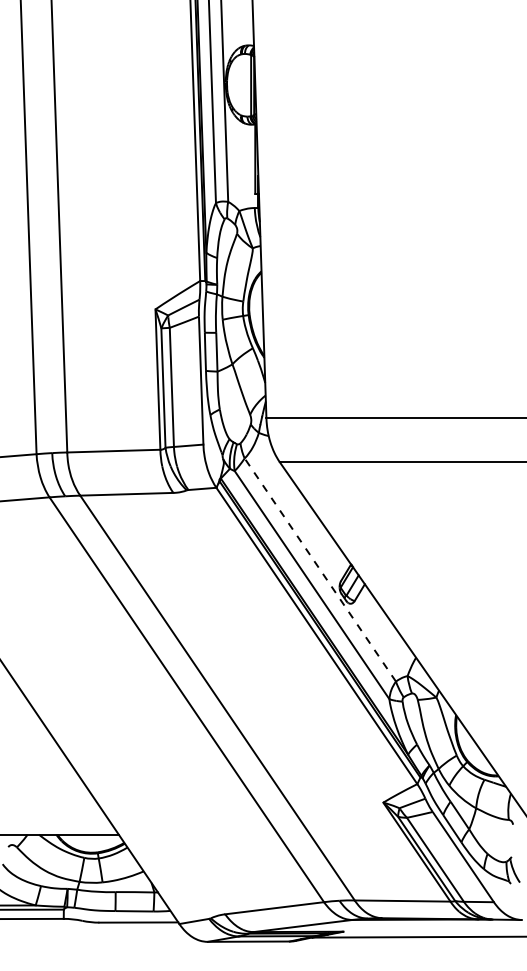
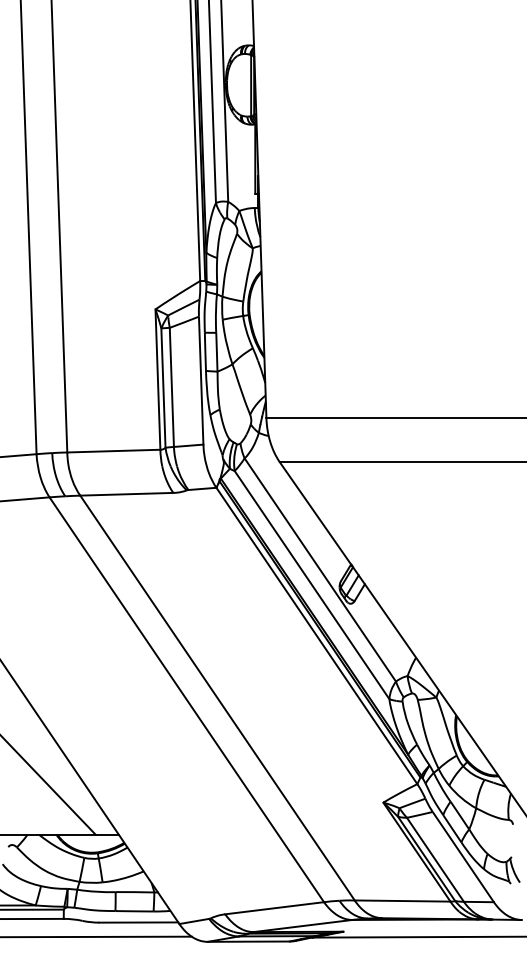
line: dashed -> solid (320, 570)
line: none -> present (48, 785)
line: none -> present (96, 936)
